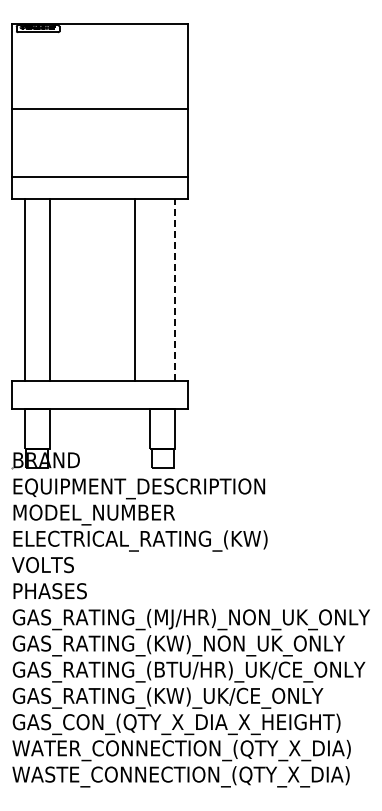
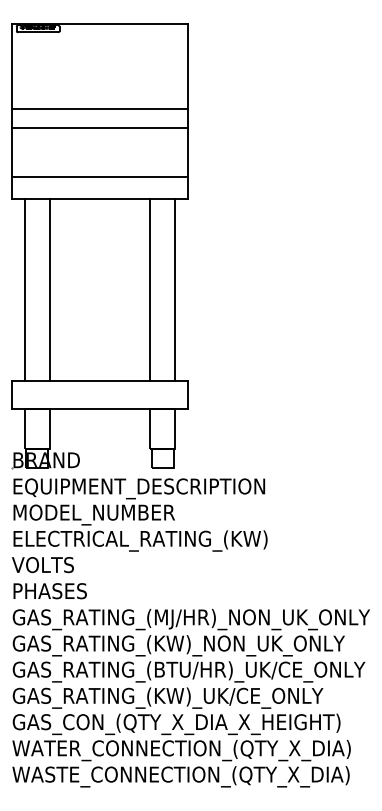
line: none -> present (99, 128)
line position: (135, 289) -> (150, 289) (150, 289)
line: dashed -> solid (175, 289)
